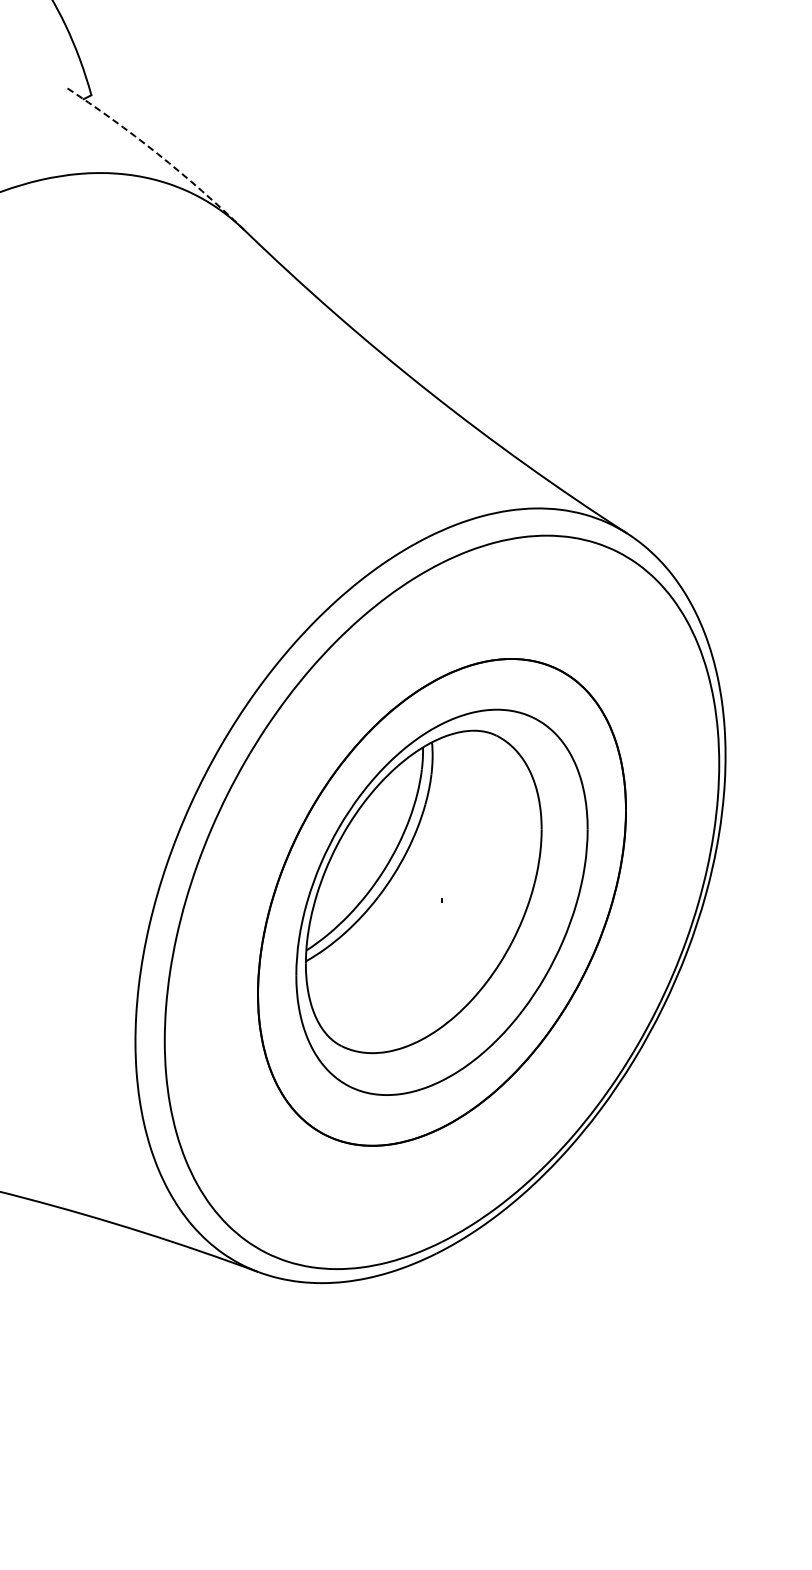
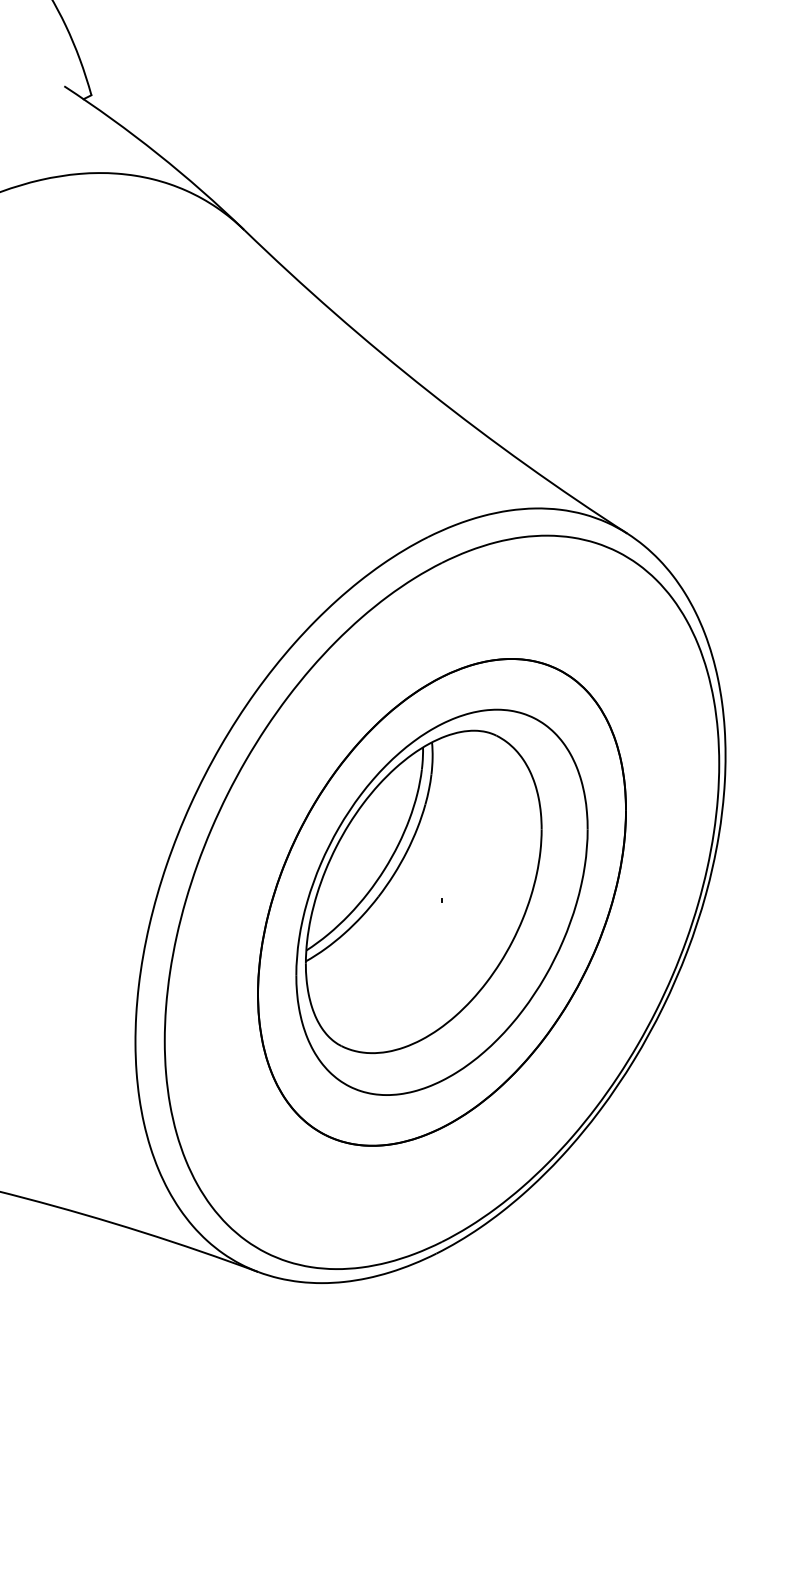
arc: dashed -> solid (157, 153)
